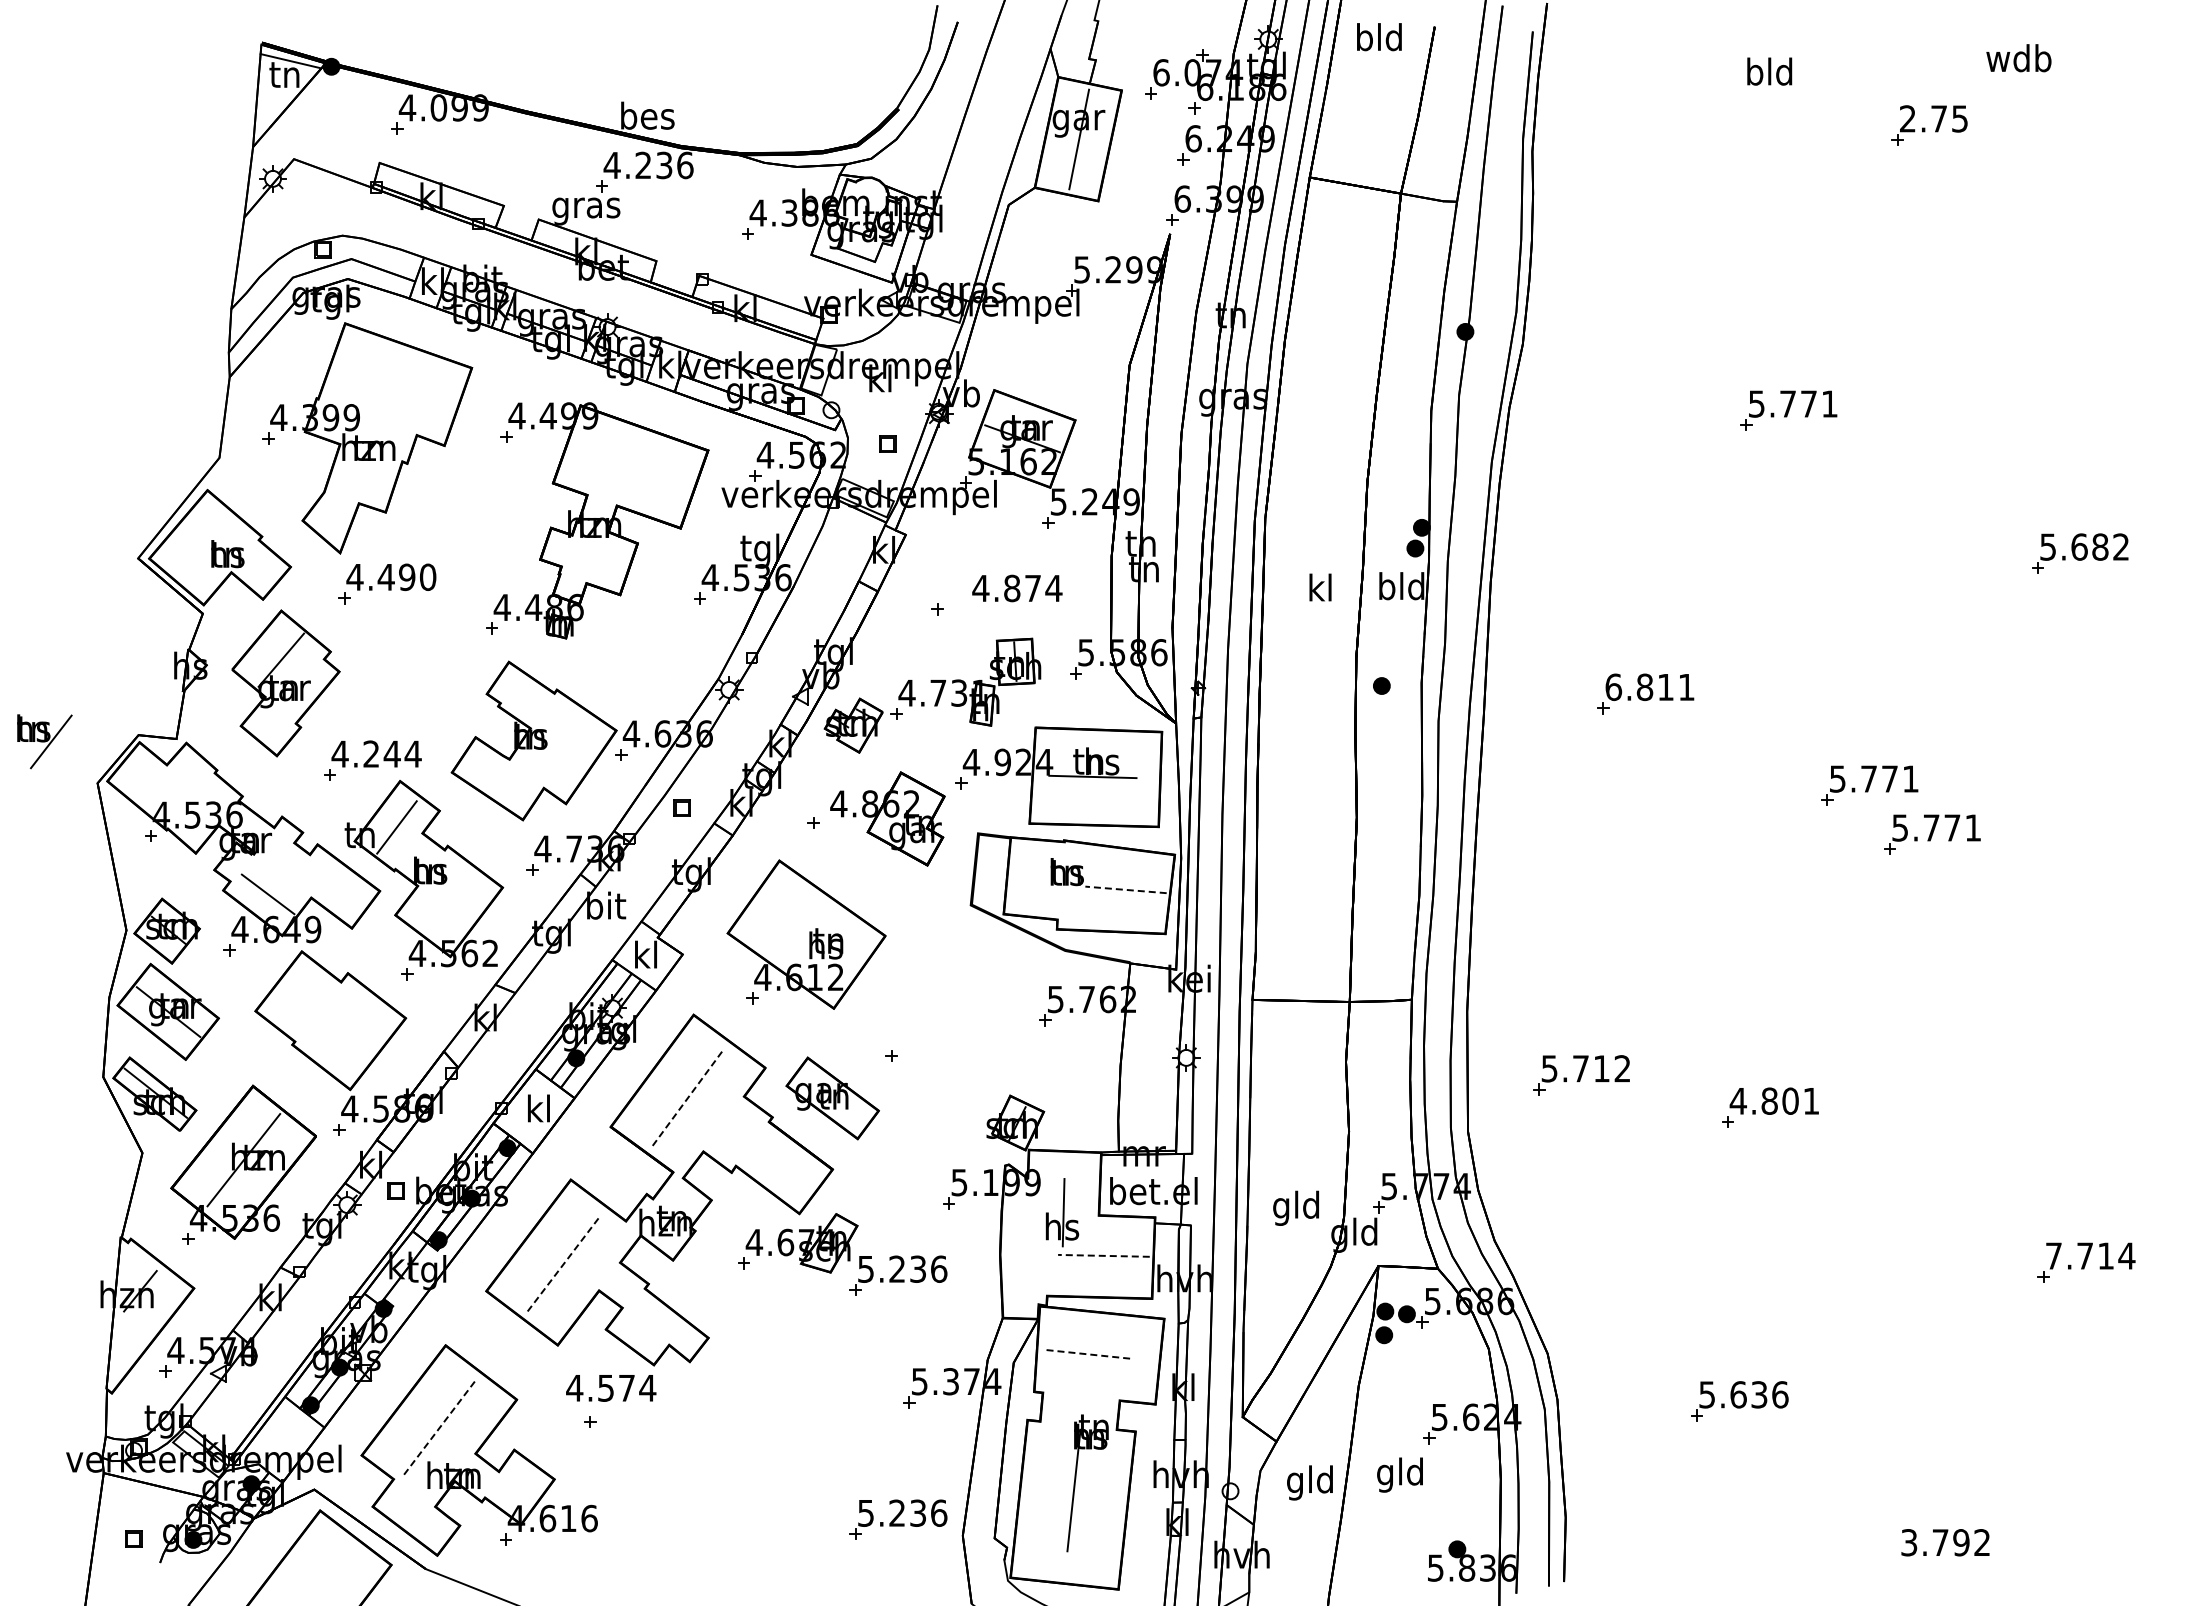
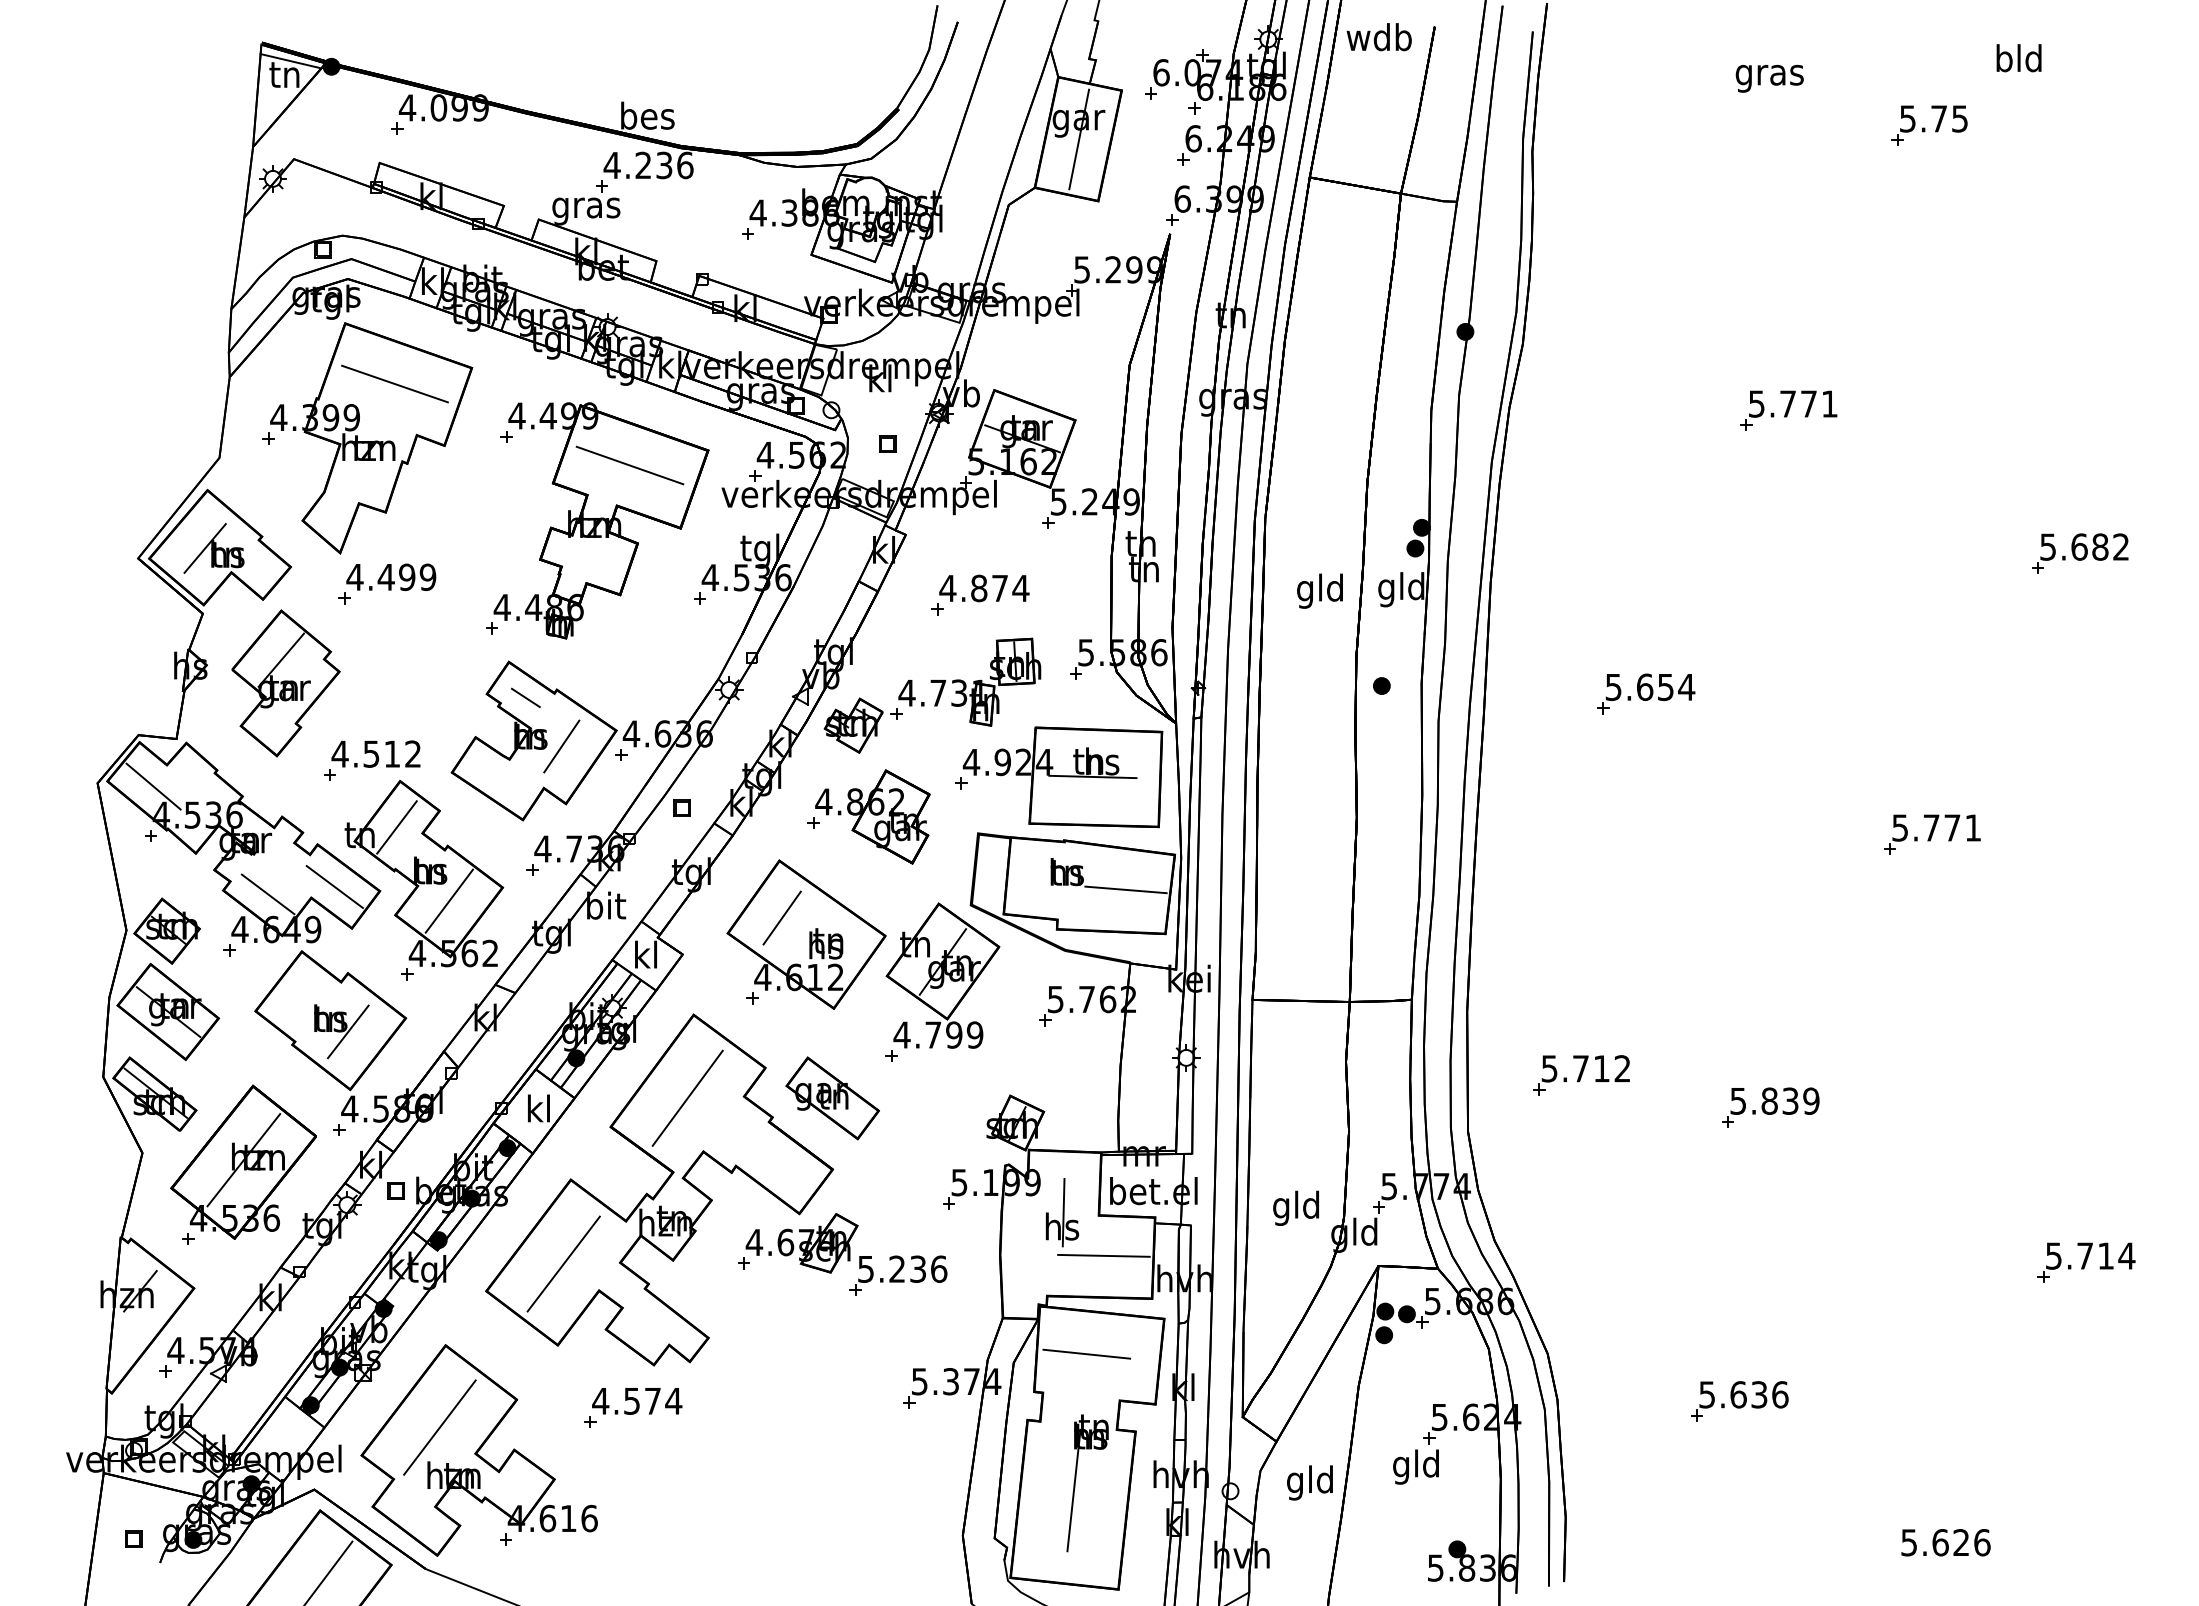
text: bld -> wdb (1378, 37)
text: wdb -> bld (2018, 58)
text: bld -> gras (1769, 74)
text: 2.75 -> 5.75 (1907, 118)
line: none -> present (394, 383)
line: none -> present (629, 465)
line: none -> present (204, 548)
text: 4.490 -> 4.499 (427, 577)
text position: (1017, 588) -> (984, 588) (984, 588)
text: bld -> gld (1386, 589)
text: kl -> gld (1319, 590)
text: 6.811 -> 5.654 (1650, 687)
line: none -> present (525, 697)
part position: (44, 741) -> (341, 1031) (341, 1031)
line: none -> present (561, 746)
text: 4.244 -> 4.512 (392, 753)
part: present -> none (1869, 785)
line: none -> present (153, 786)
part position: (887, 818) -> (872, 816) (872, 816)
line: none -> present (334, 887)
line: dashed -> solid (1126, 889)
line: none -> present (449, 900)
line: none -> present (781, 917)
part: none -> present (942, 975)
line: dashed -> solid (688, 1097)
text: 4.801 -> 5.839 (1774, 1100)
line: dashed -> solid (1103, 1255)
text: 7.714 -> 5.714 (2053, 1255)
line: dashed -> solid (563, 1264)
line: dashed -> solid (1086, 1354)
text position: (611, 1388) -> (637, 1401) (637, 1401)
line: dashed -> solid (440, 1427)
text position: (1399, 1474) -> (1415, 1466) (1415, 1466)
part: present -> none (898, 1519)
text: 3.792 -> 5.626 (1946, 1542)
line: none -> present (329, 1571)
